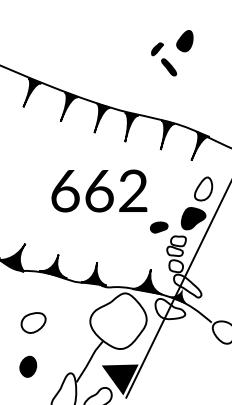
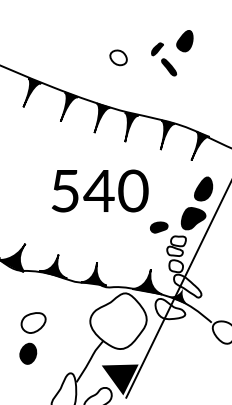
part: none -> present (118, 57)
fill: none -> present (203, 188)
text: 662 -> 540 (99, 190)
part position: (28, 366) -> (28, 353) (28, 353)
